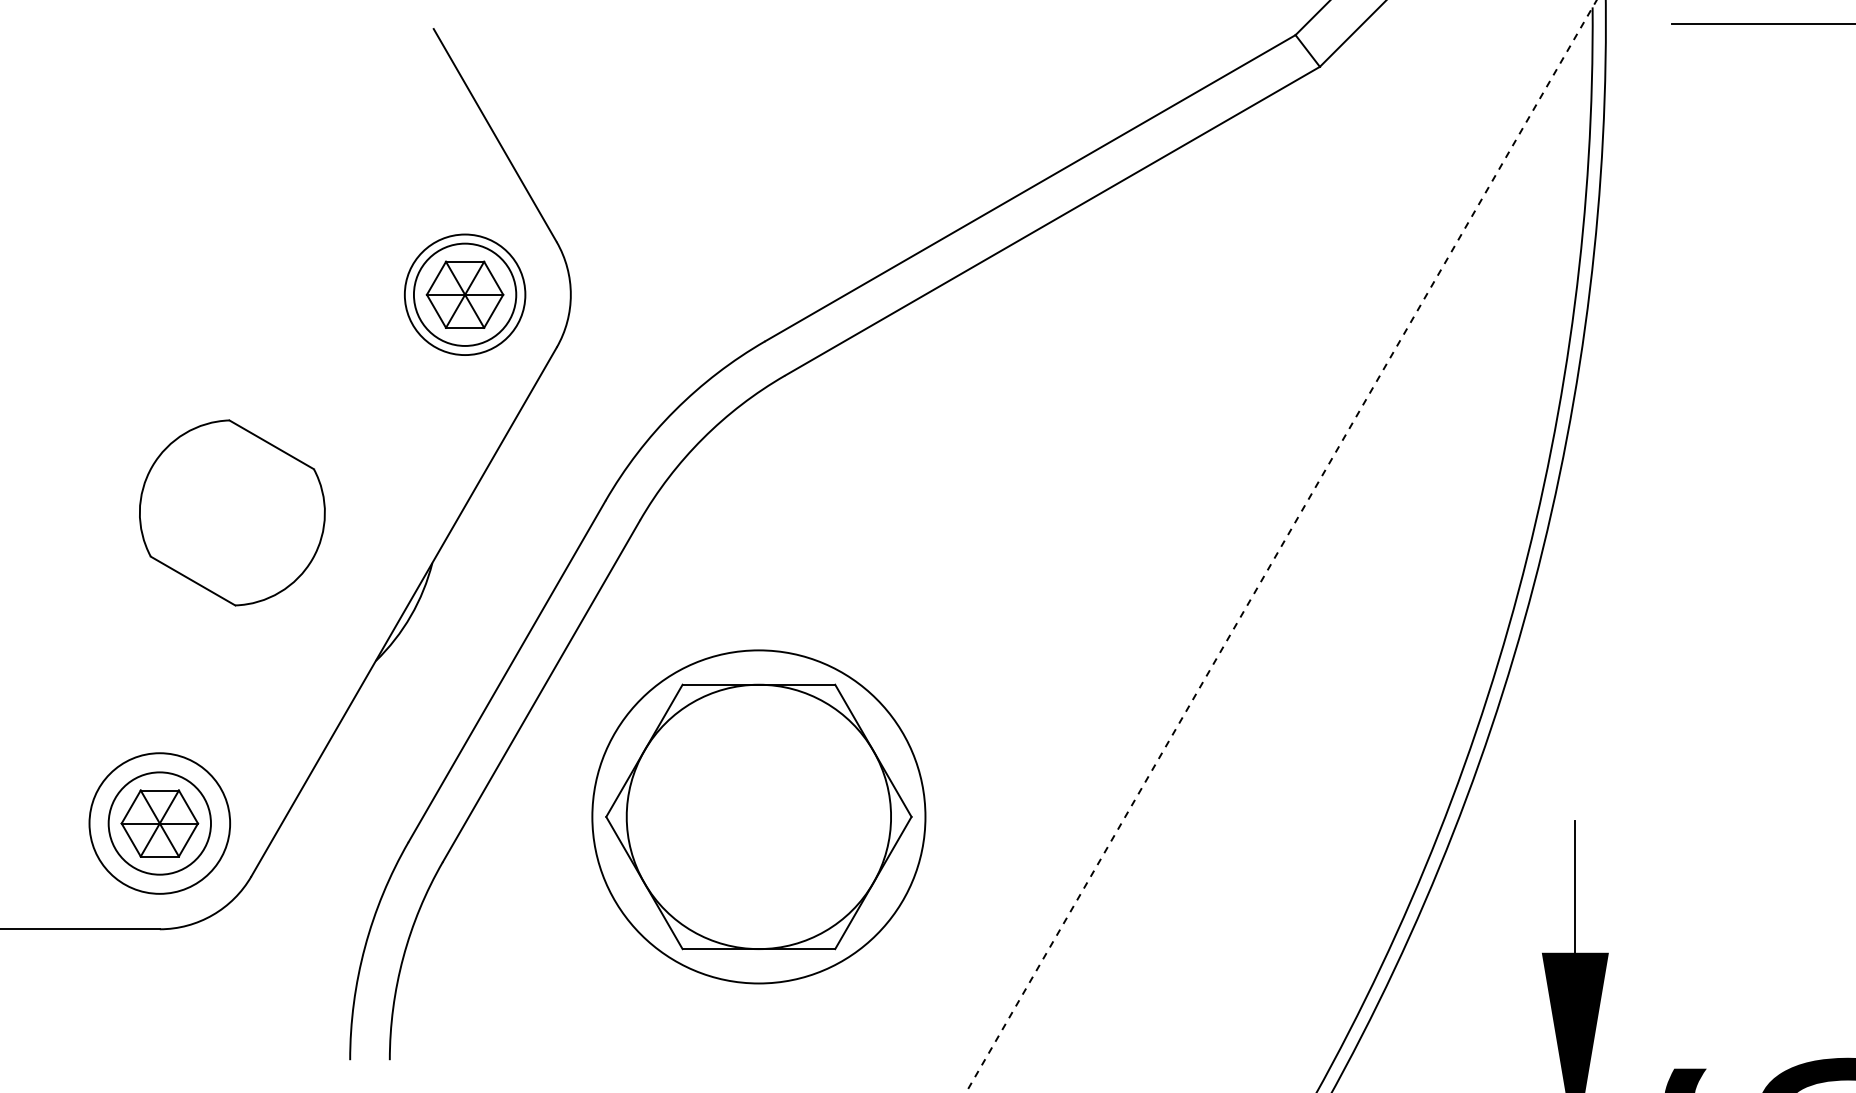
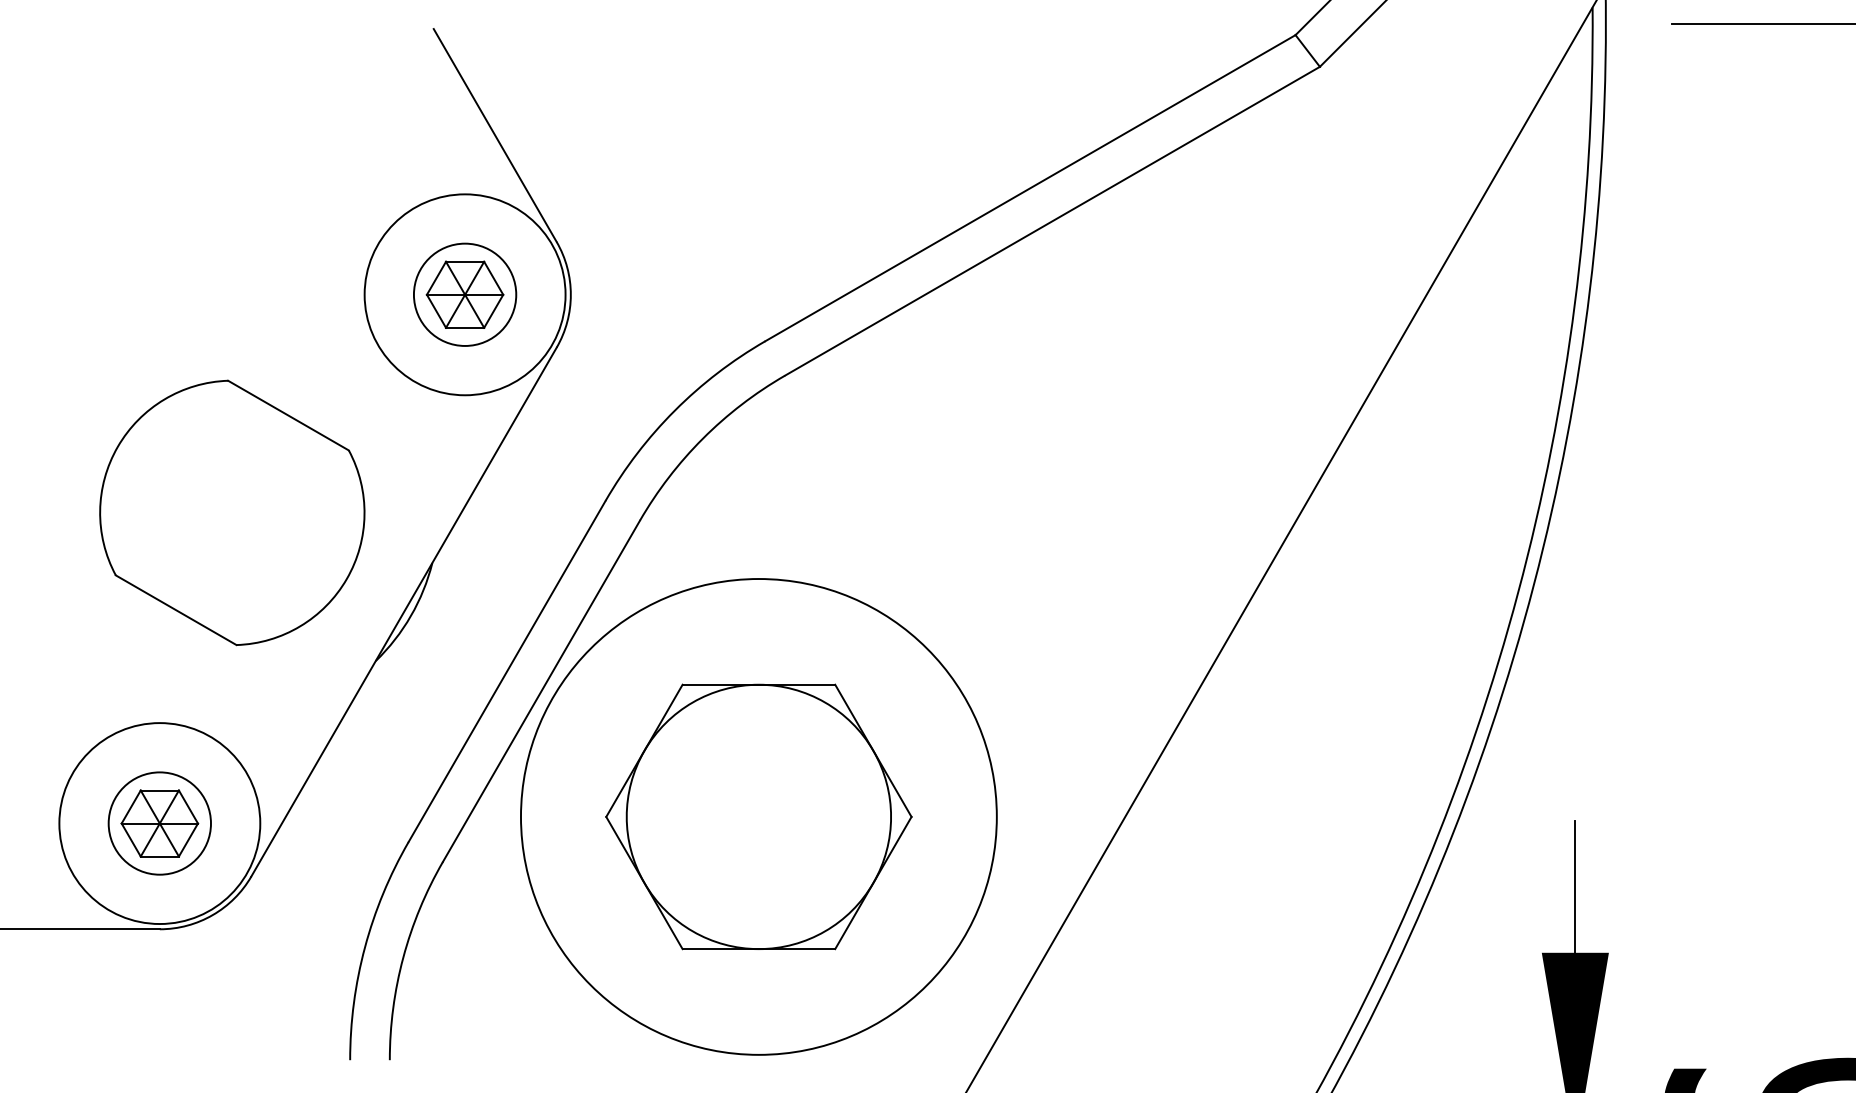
circle diameter: 121 px -> 201 px (464, 294)
part size: 187x188 px -> 267x268 px (232, 512)
line: dashed -> solid (1281, 547)
circle diameter: 333 px -> 476 px (758, 816)
circle diameter: 141 px -> 201 px (159, 823)
